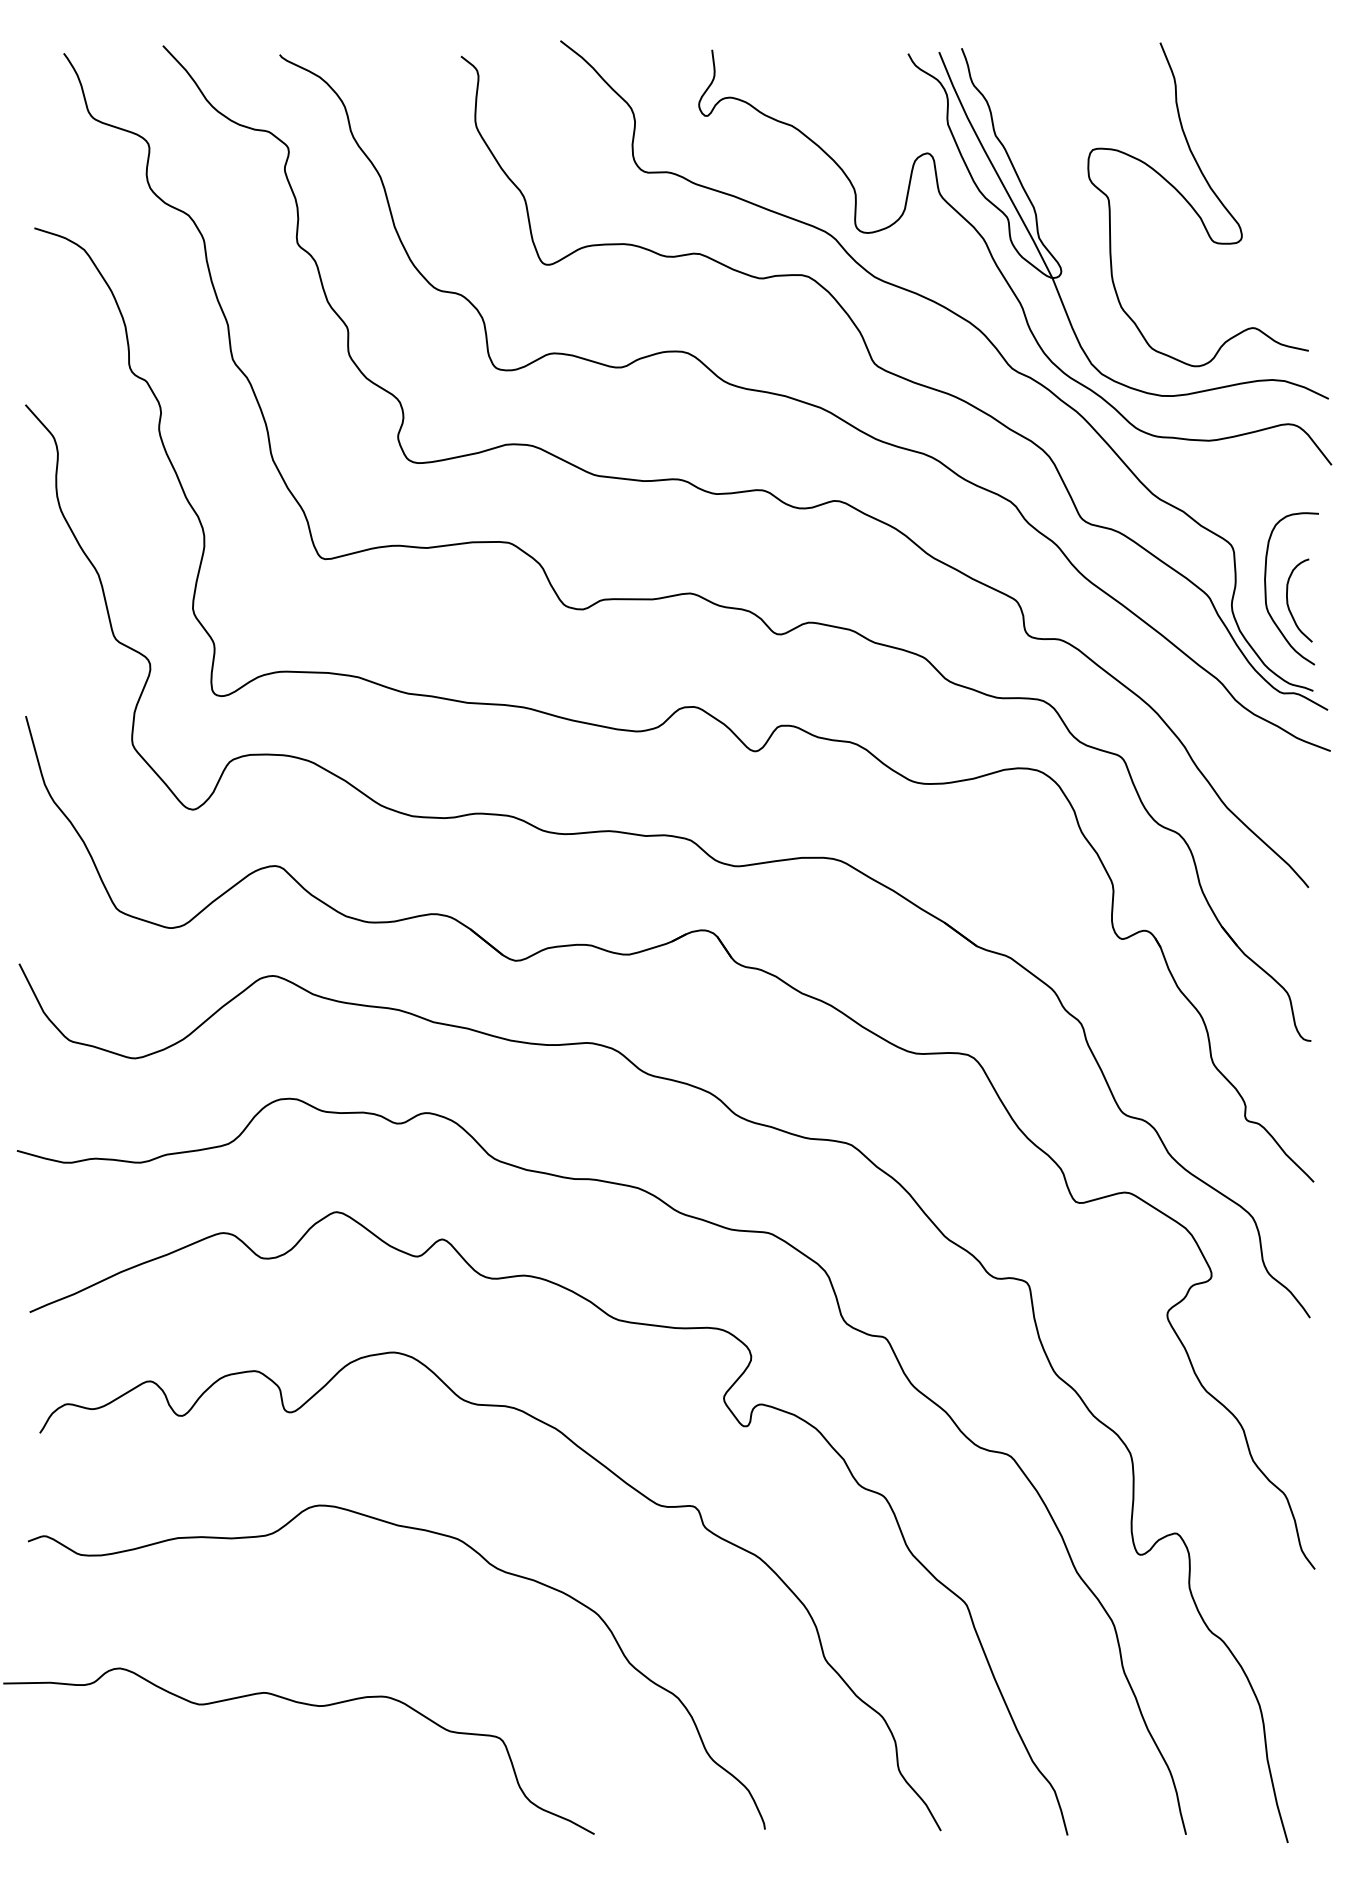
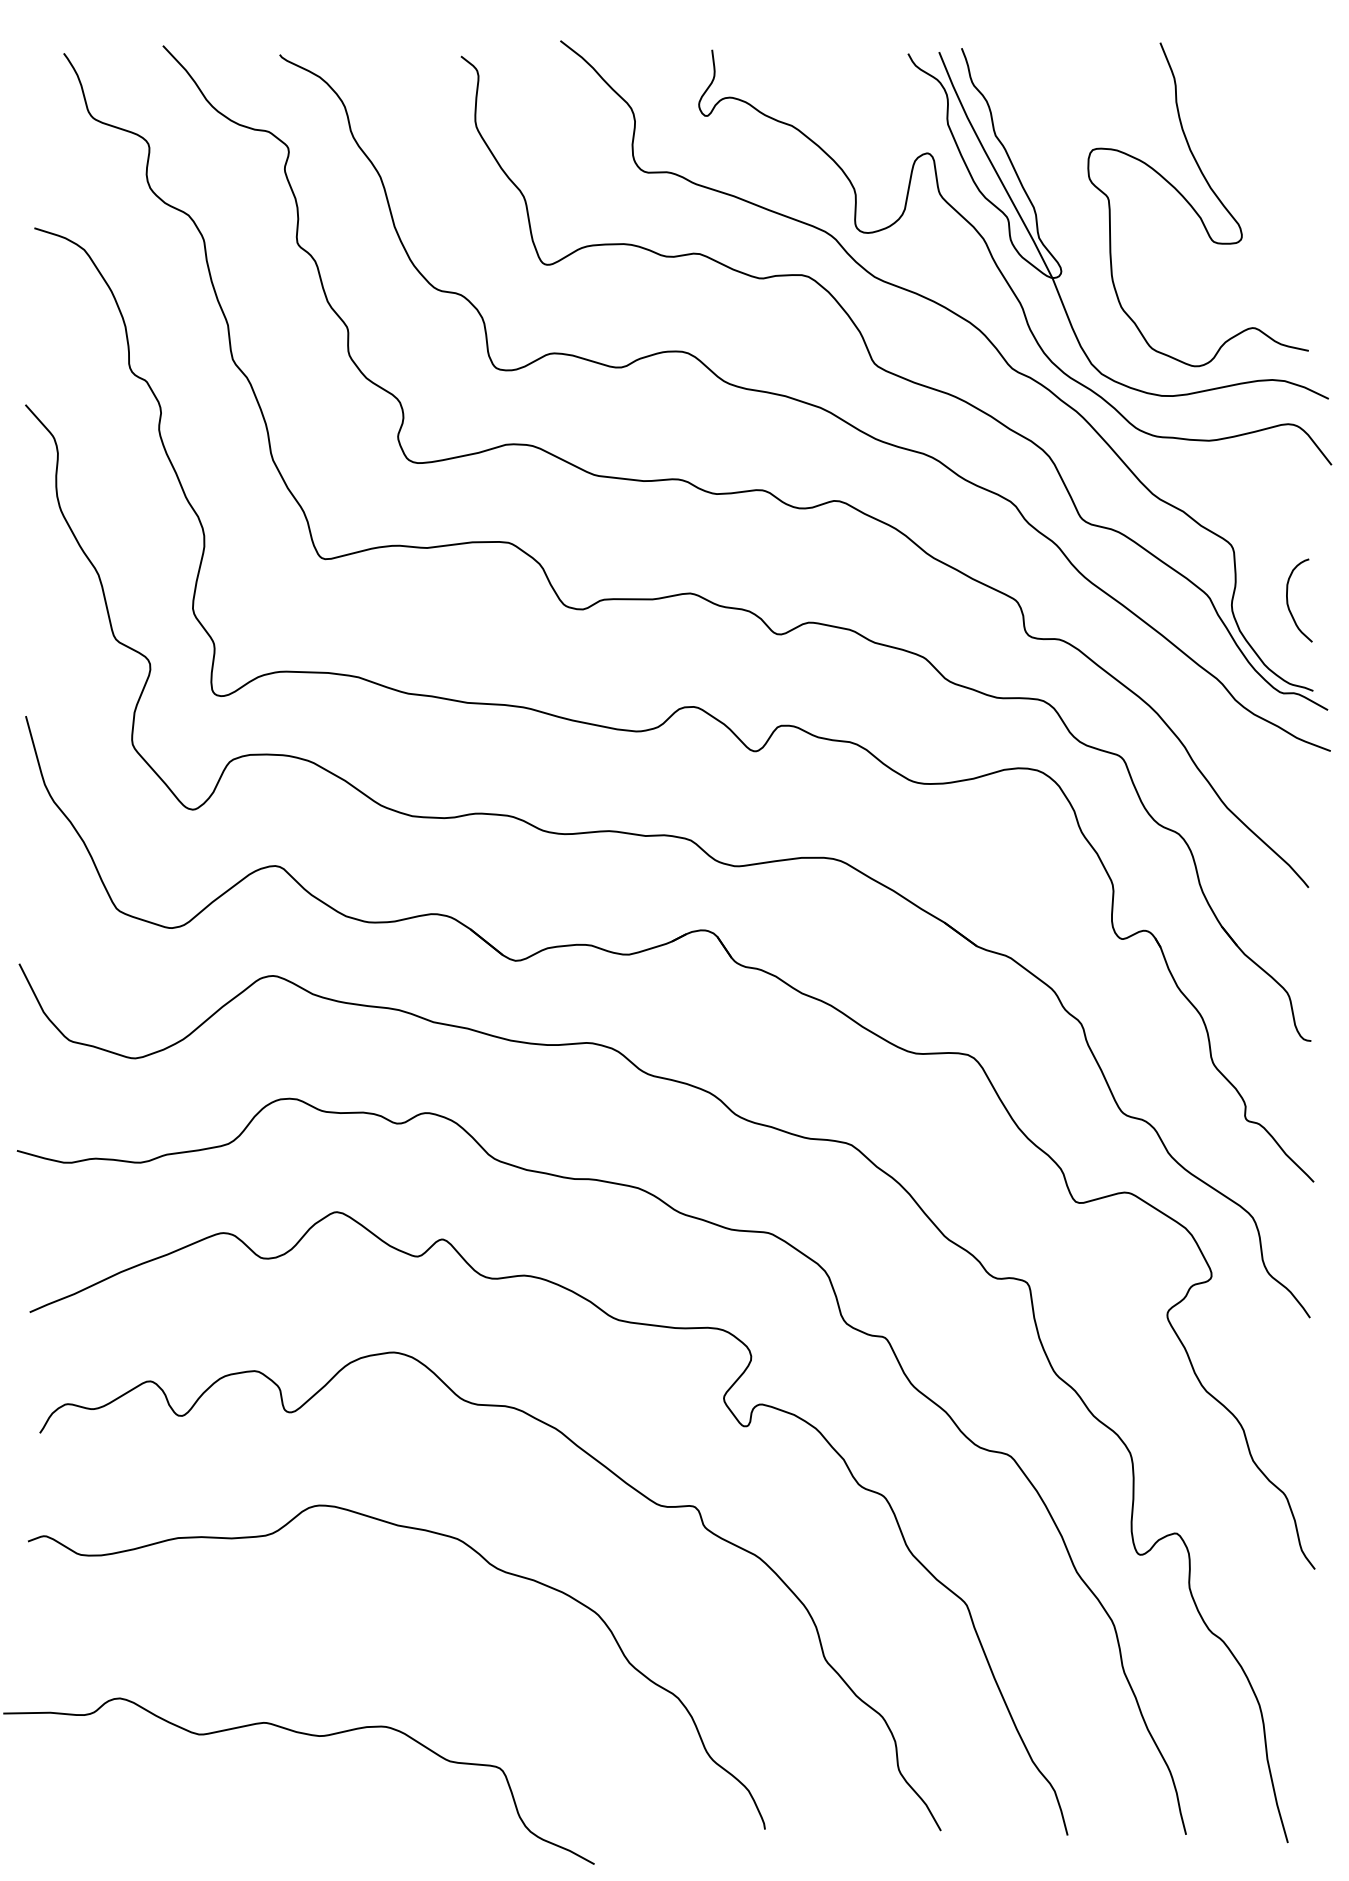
curve: present -> none (1266, 588)
curve position: (307, 1705) -> (307, 1735) (307, 1735)
